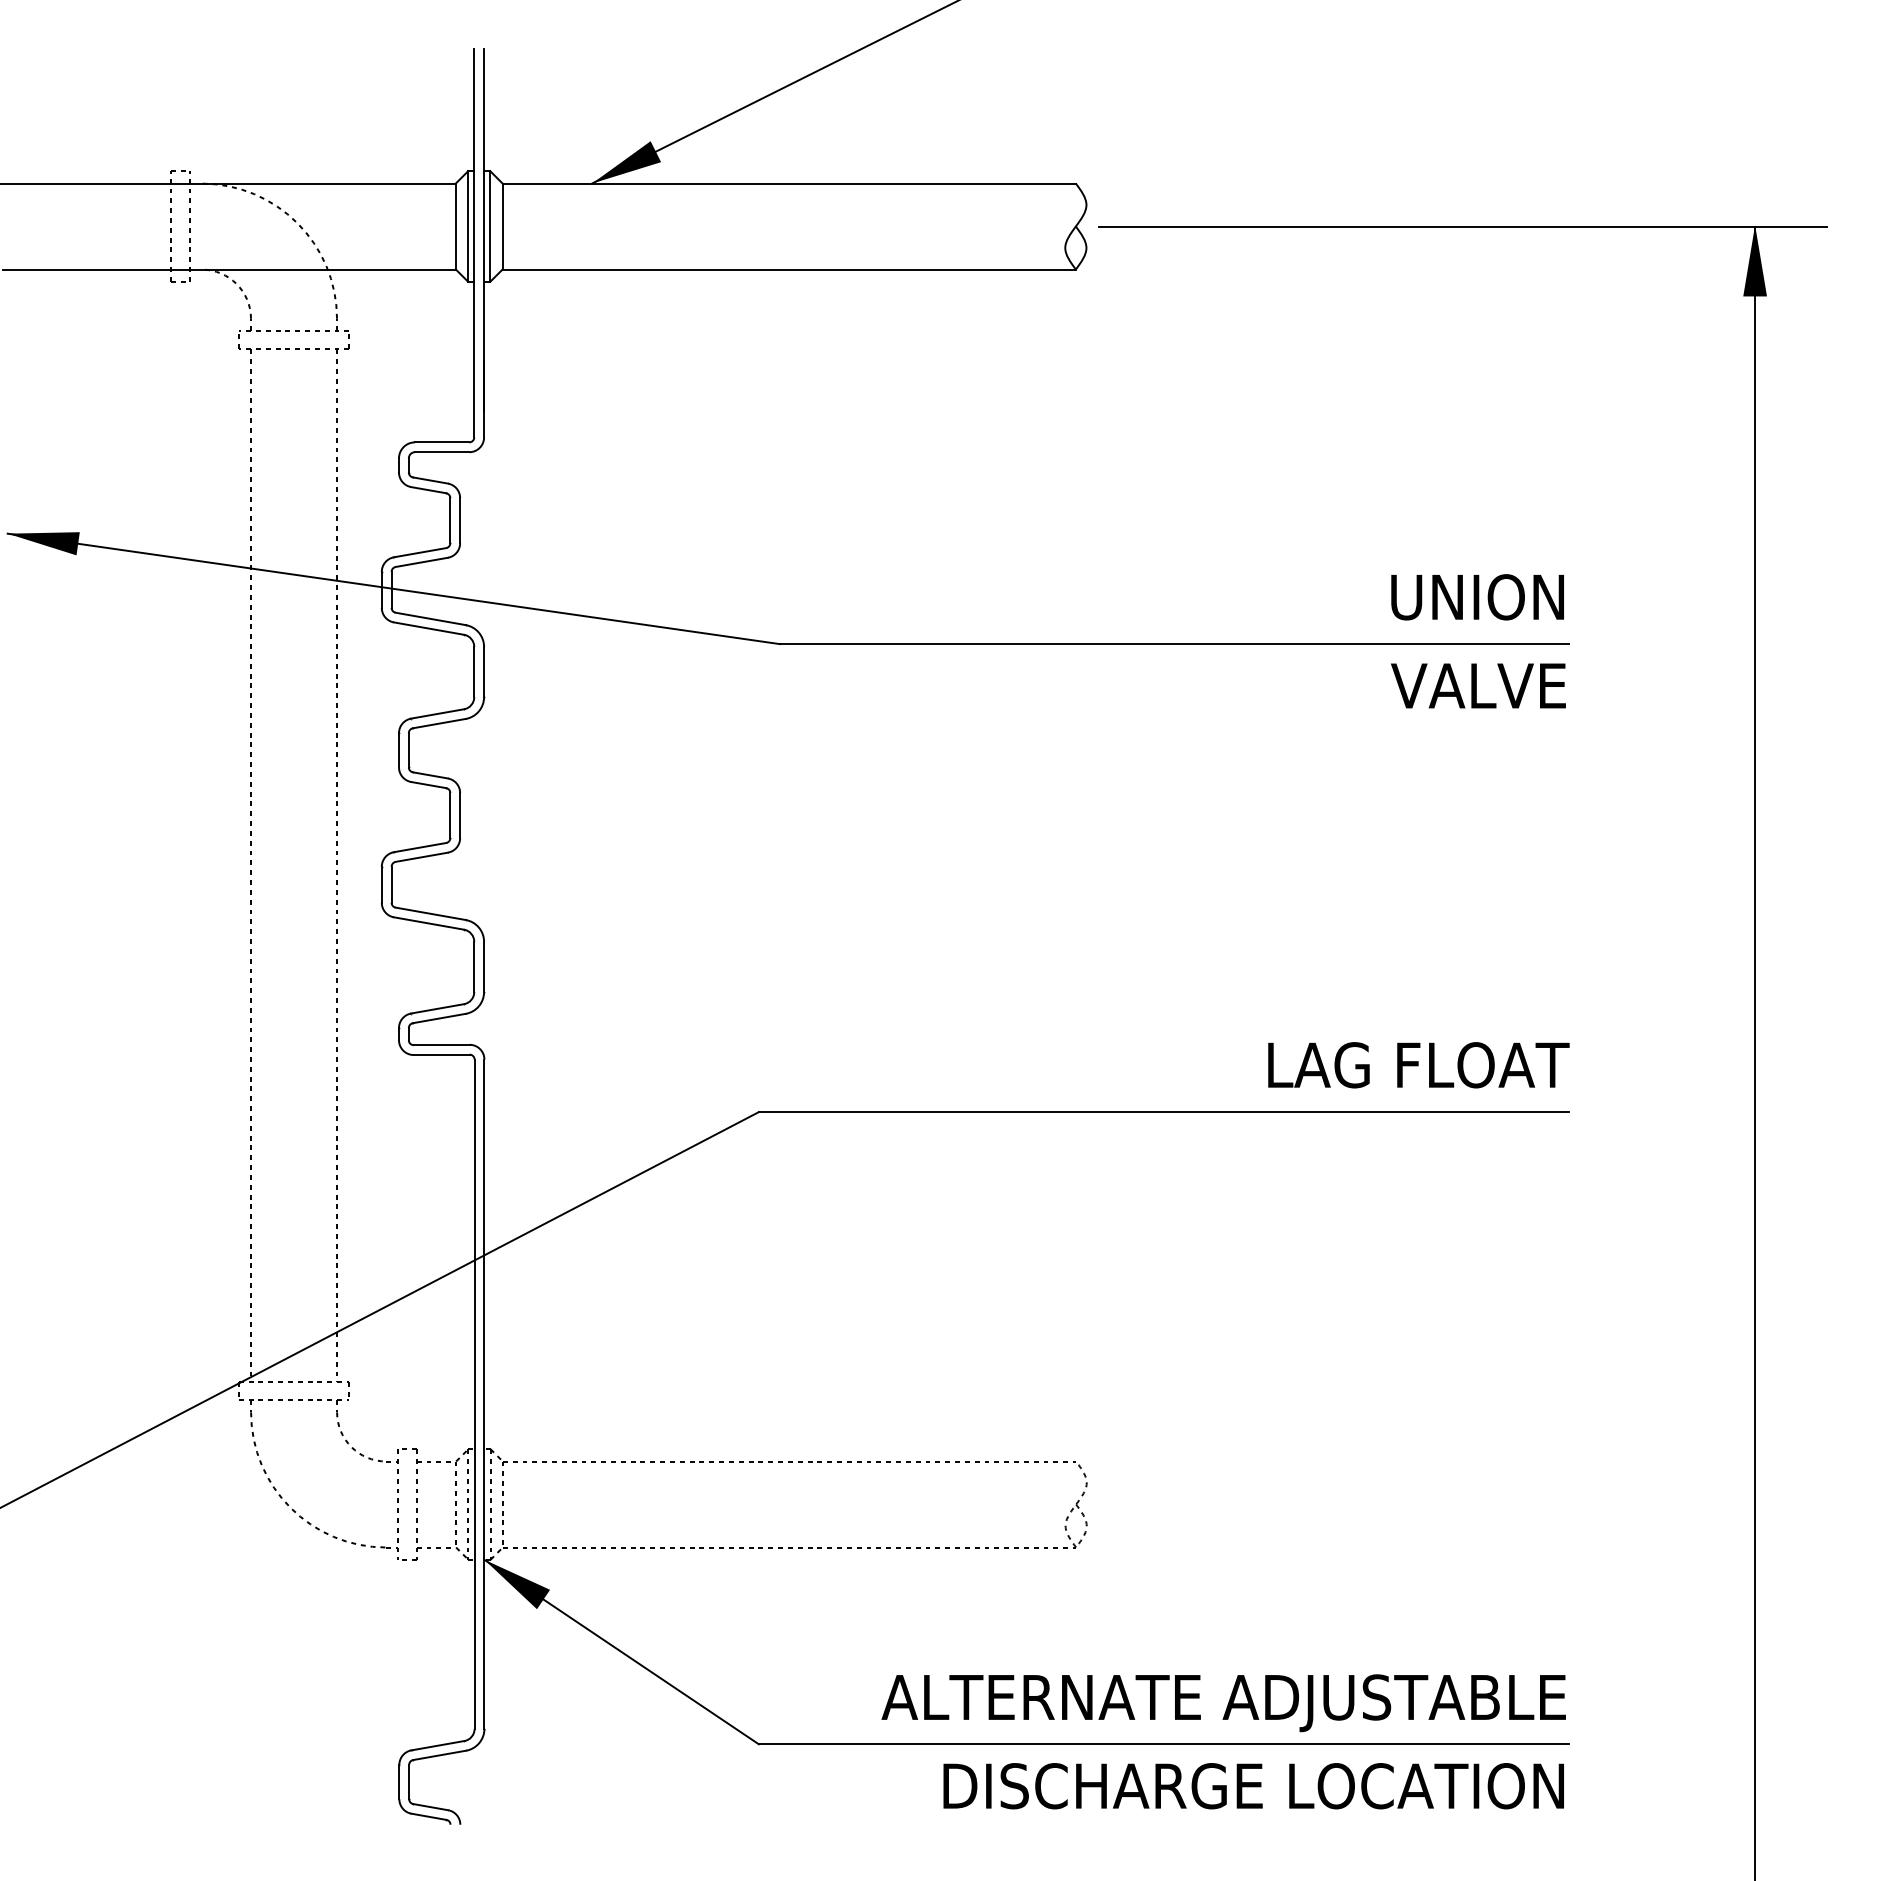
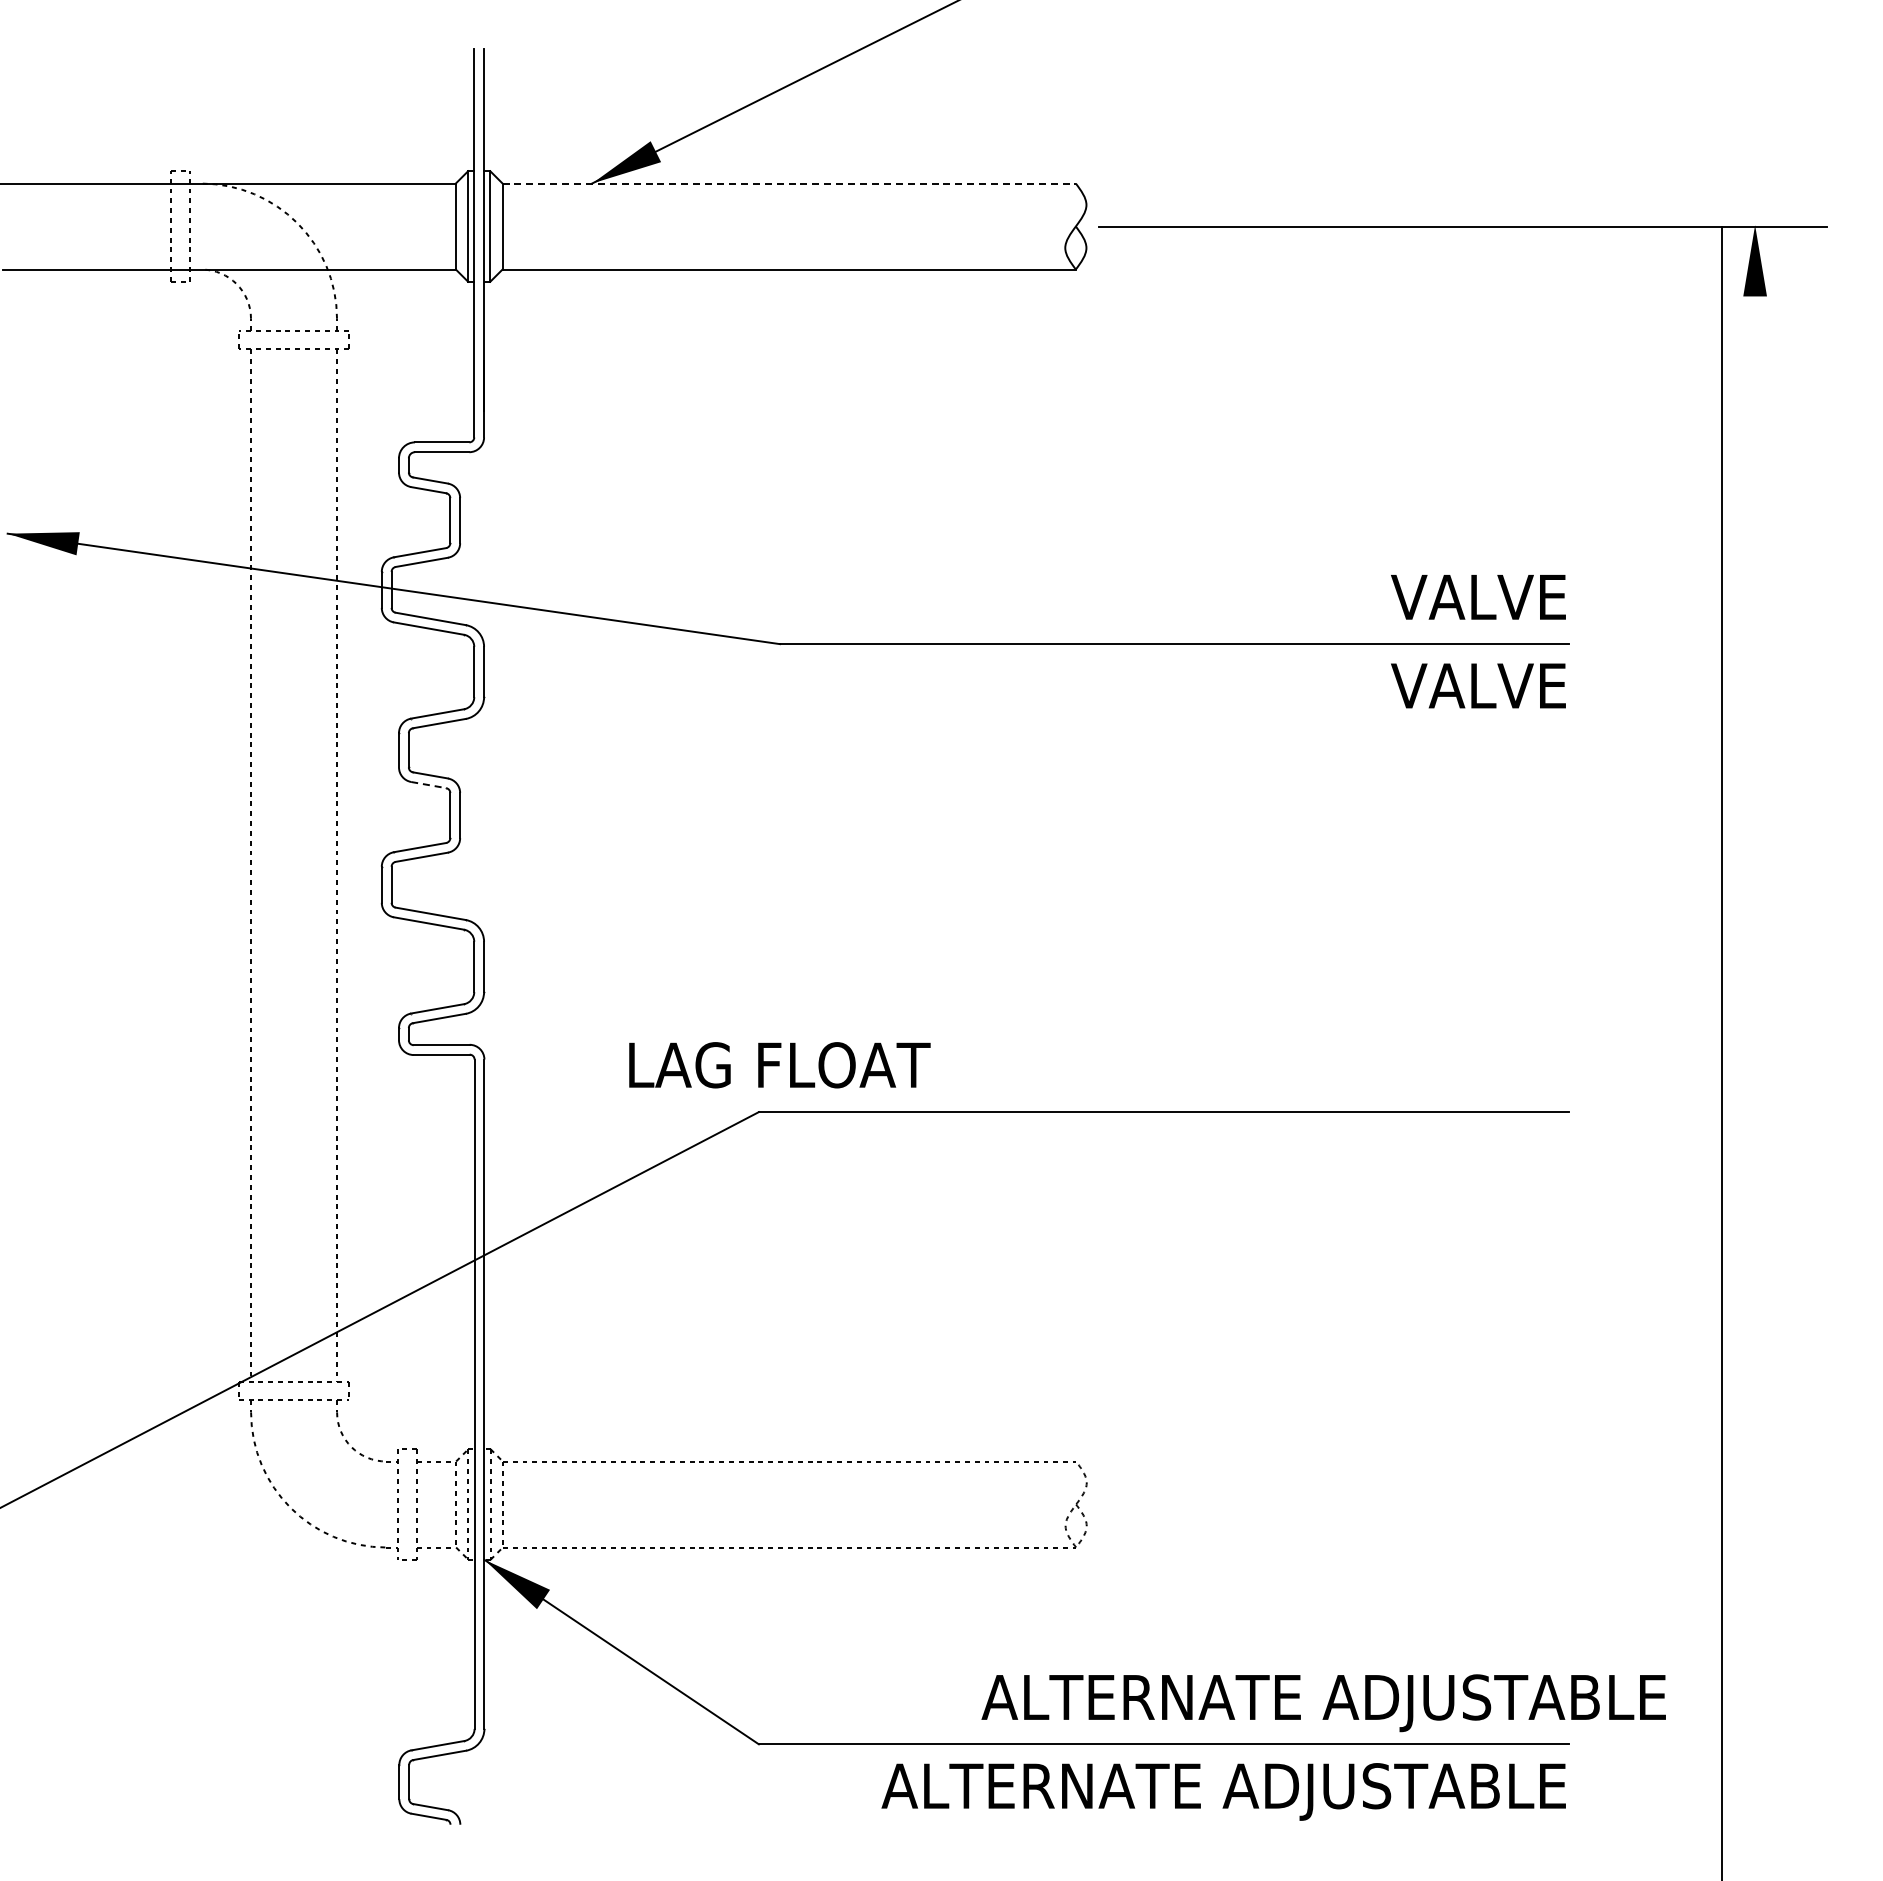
line: solid -> dashed (789, 183)
text: UNION -> VALVE (1478, 597)
line: solid -> dashed (428, 785)
line position: (1755, 1051) -> (1722, 1051) (1722, 1051)
text position: (1418, 1065) -> (779, 1065) (779, 1065)
text position: (1223, 1703) -> (1323, 1703) (1323, 1703)
text: DISCHARGE LOCATION -> ALTERNATE ADJUSTABLE (1223, 1791)
